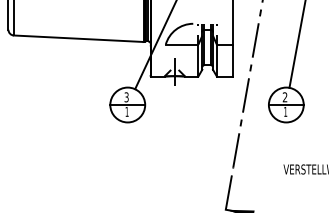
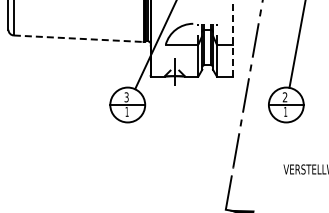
line: solid -> dashed (78, 38)
line: solid -> dashed (233, 38)
